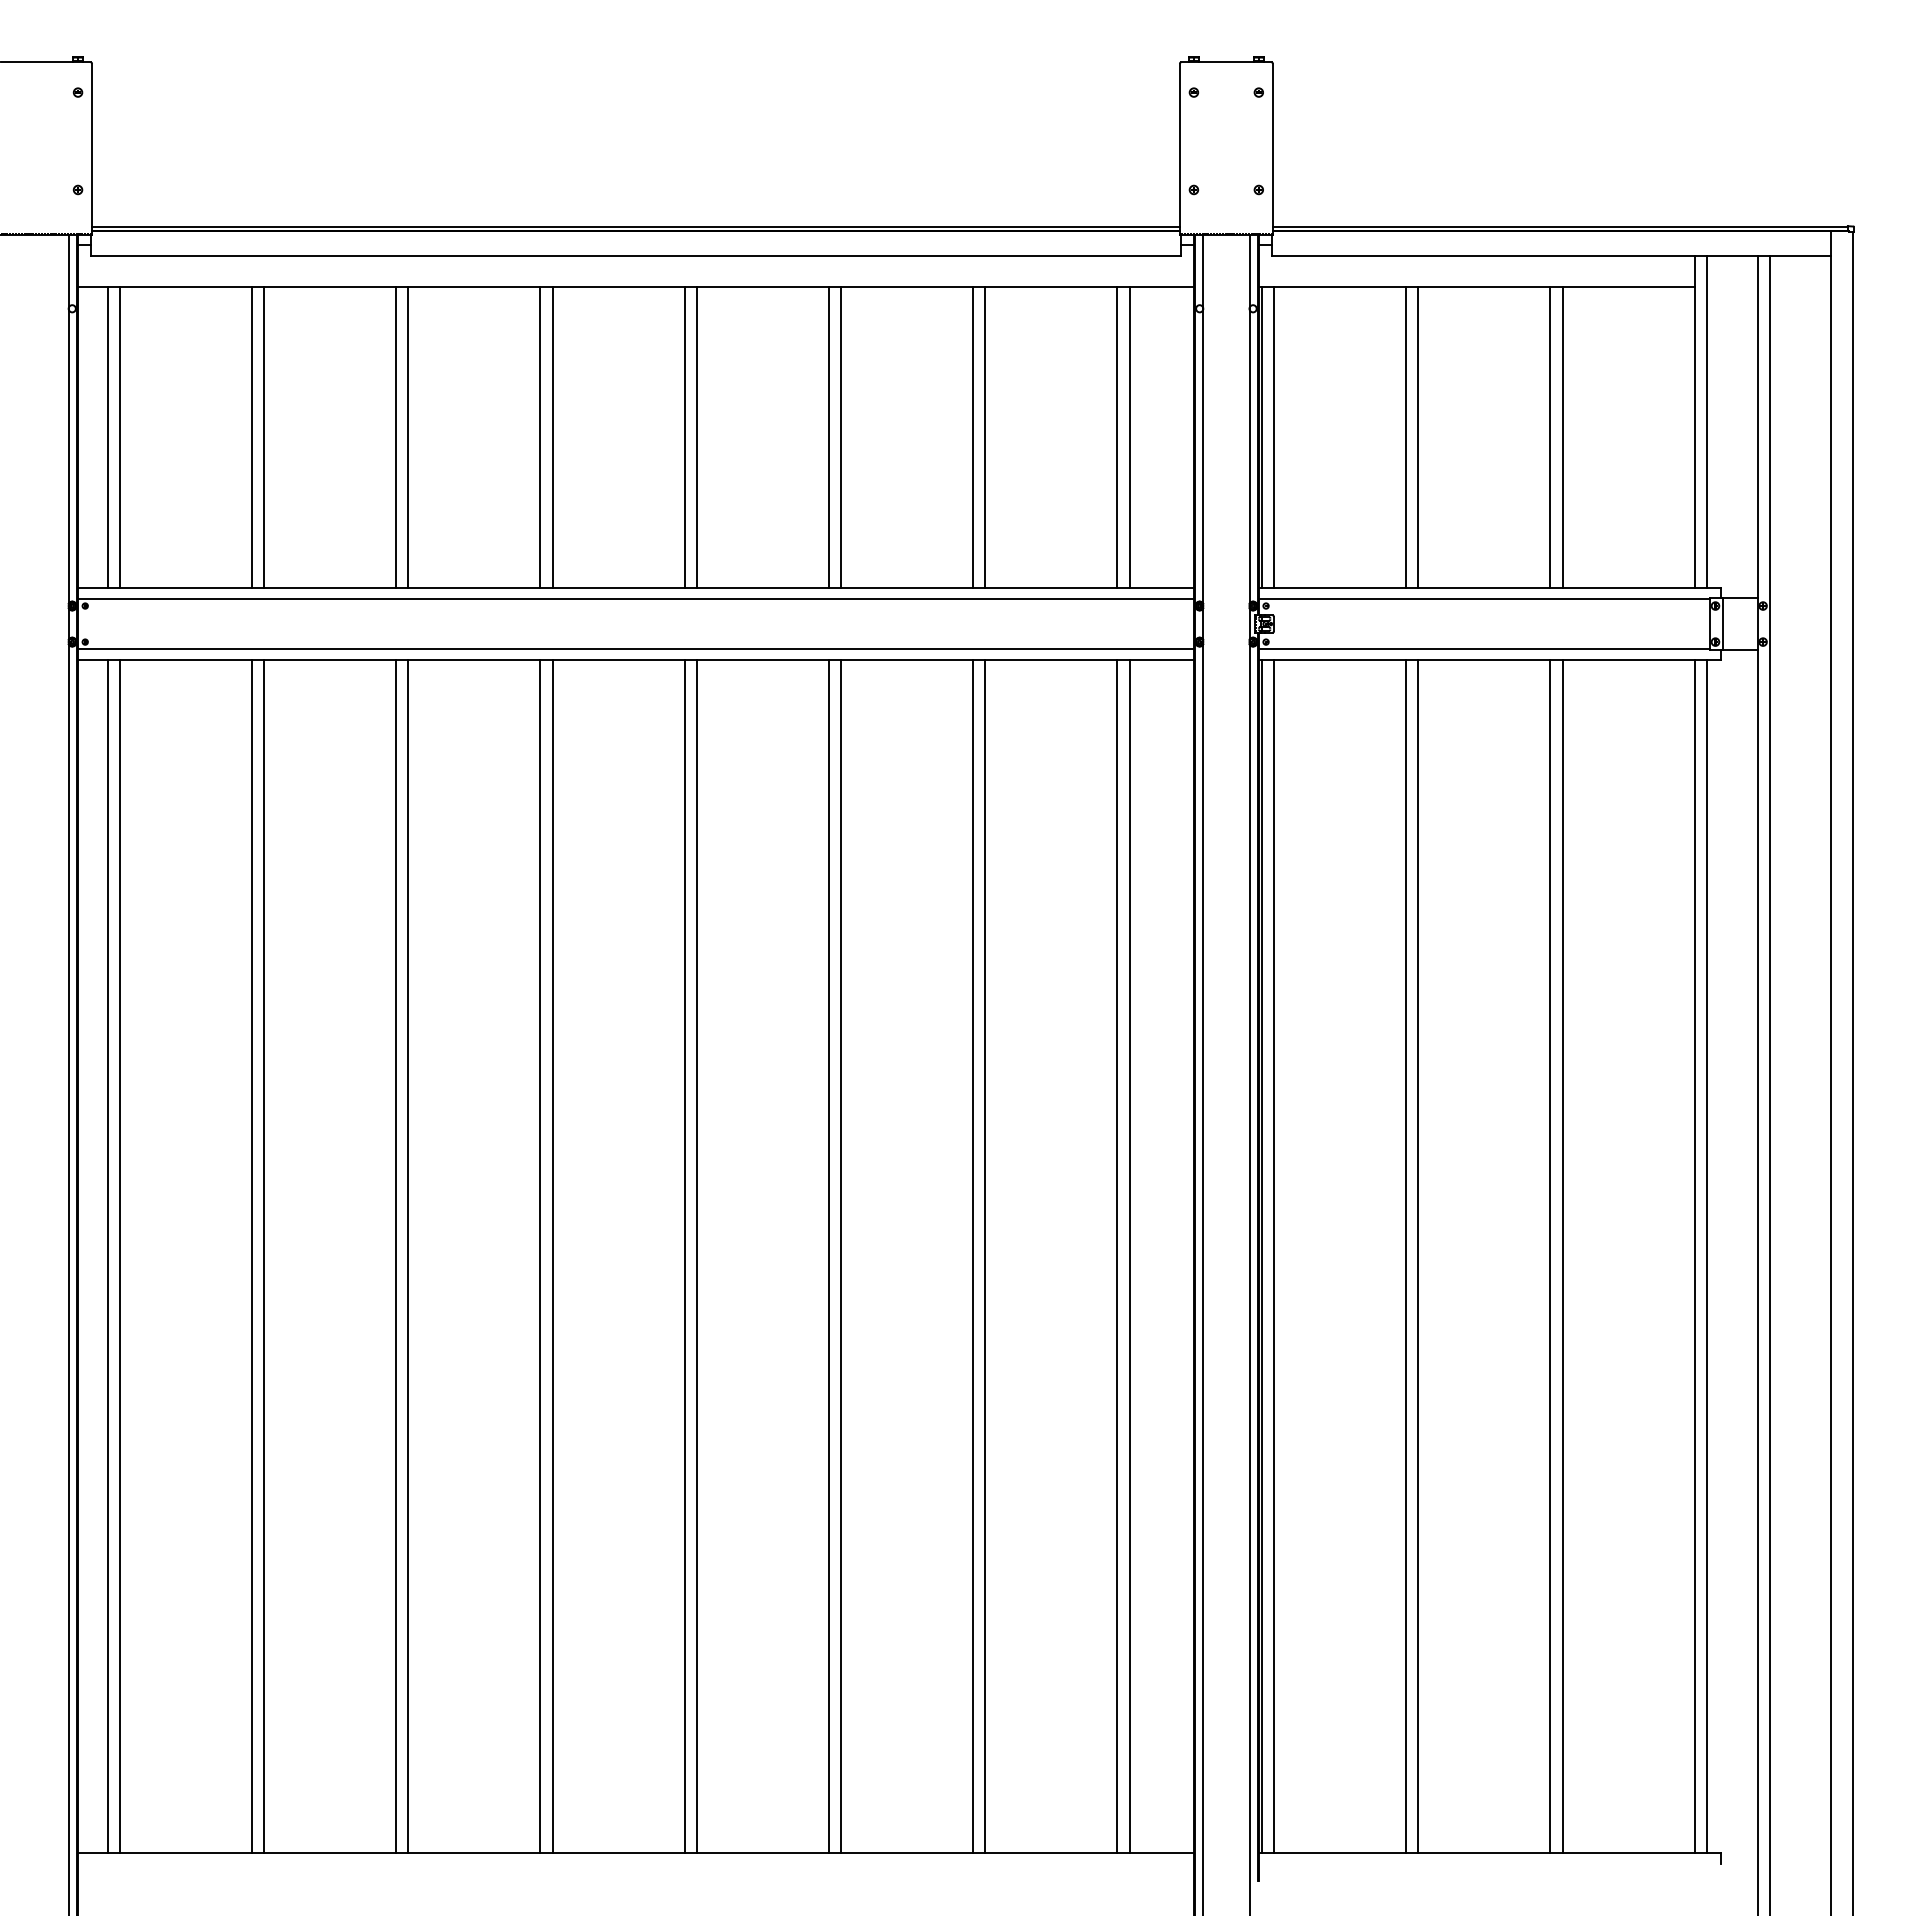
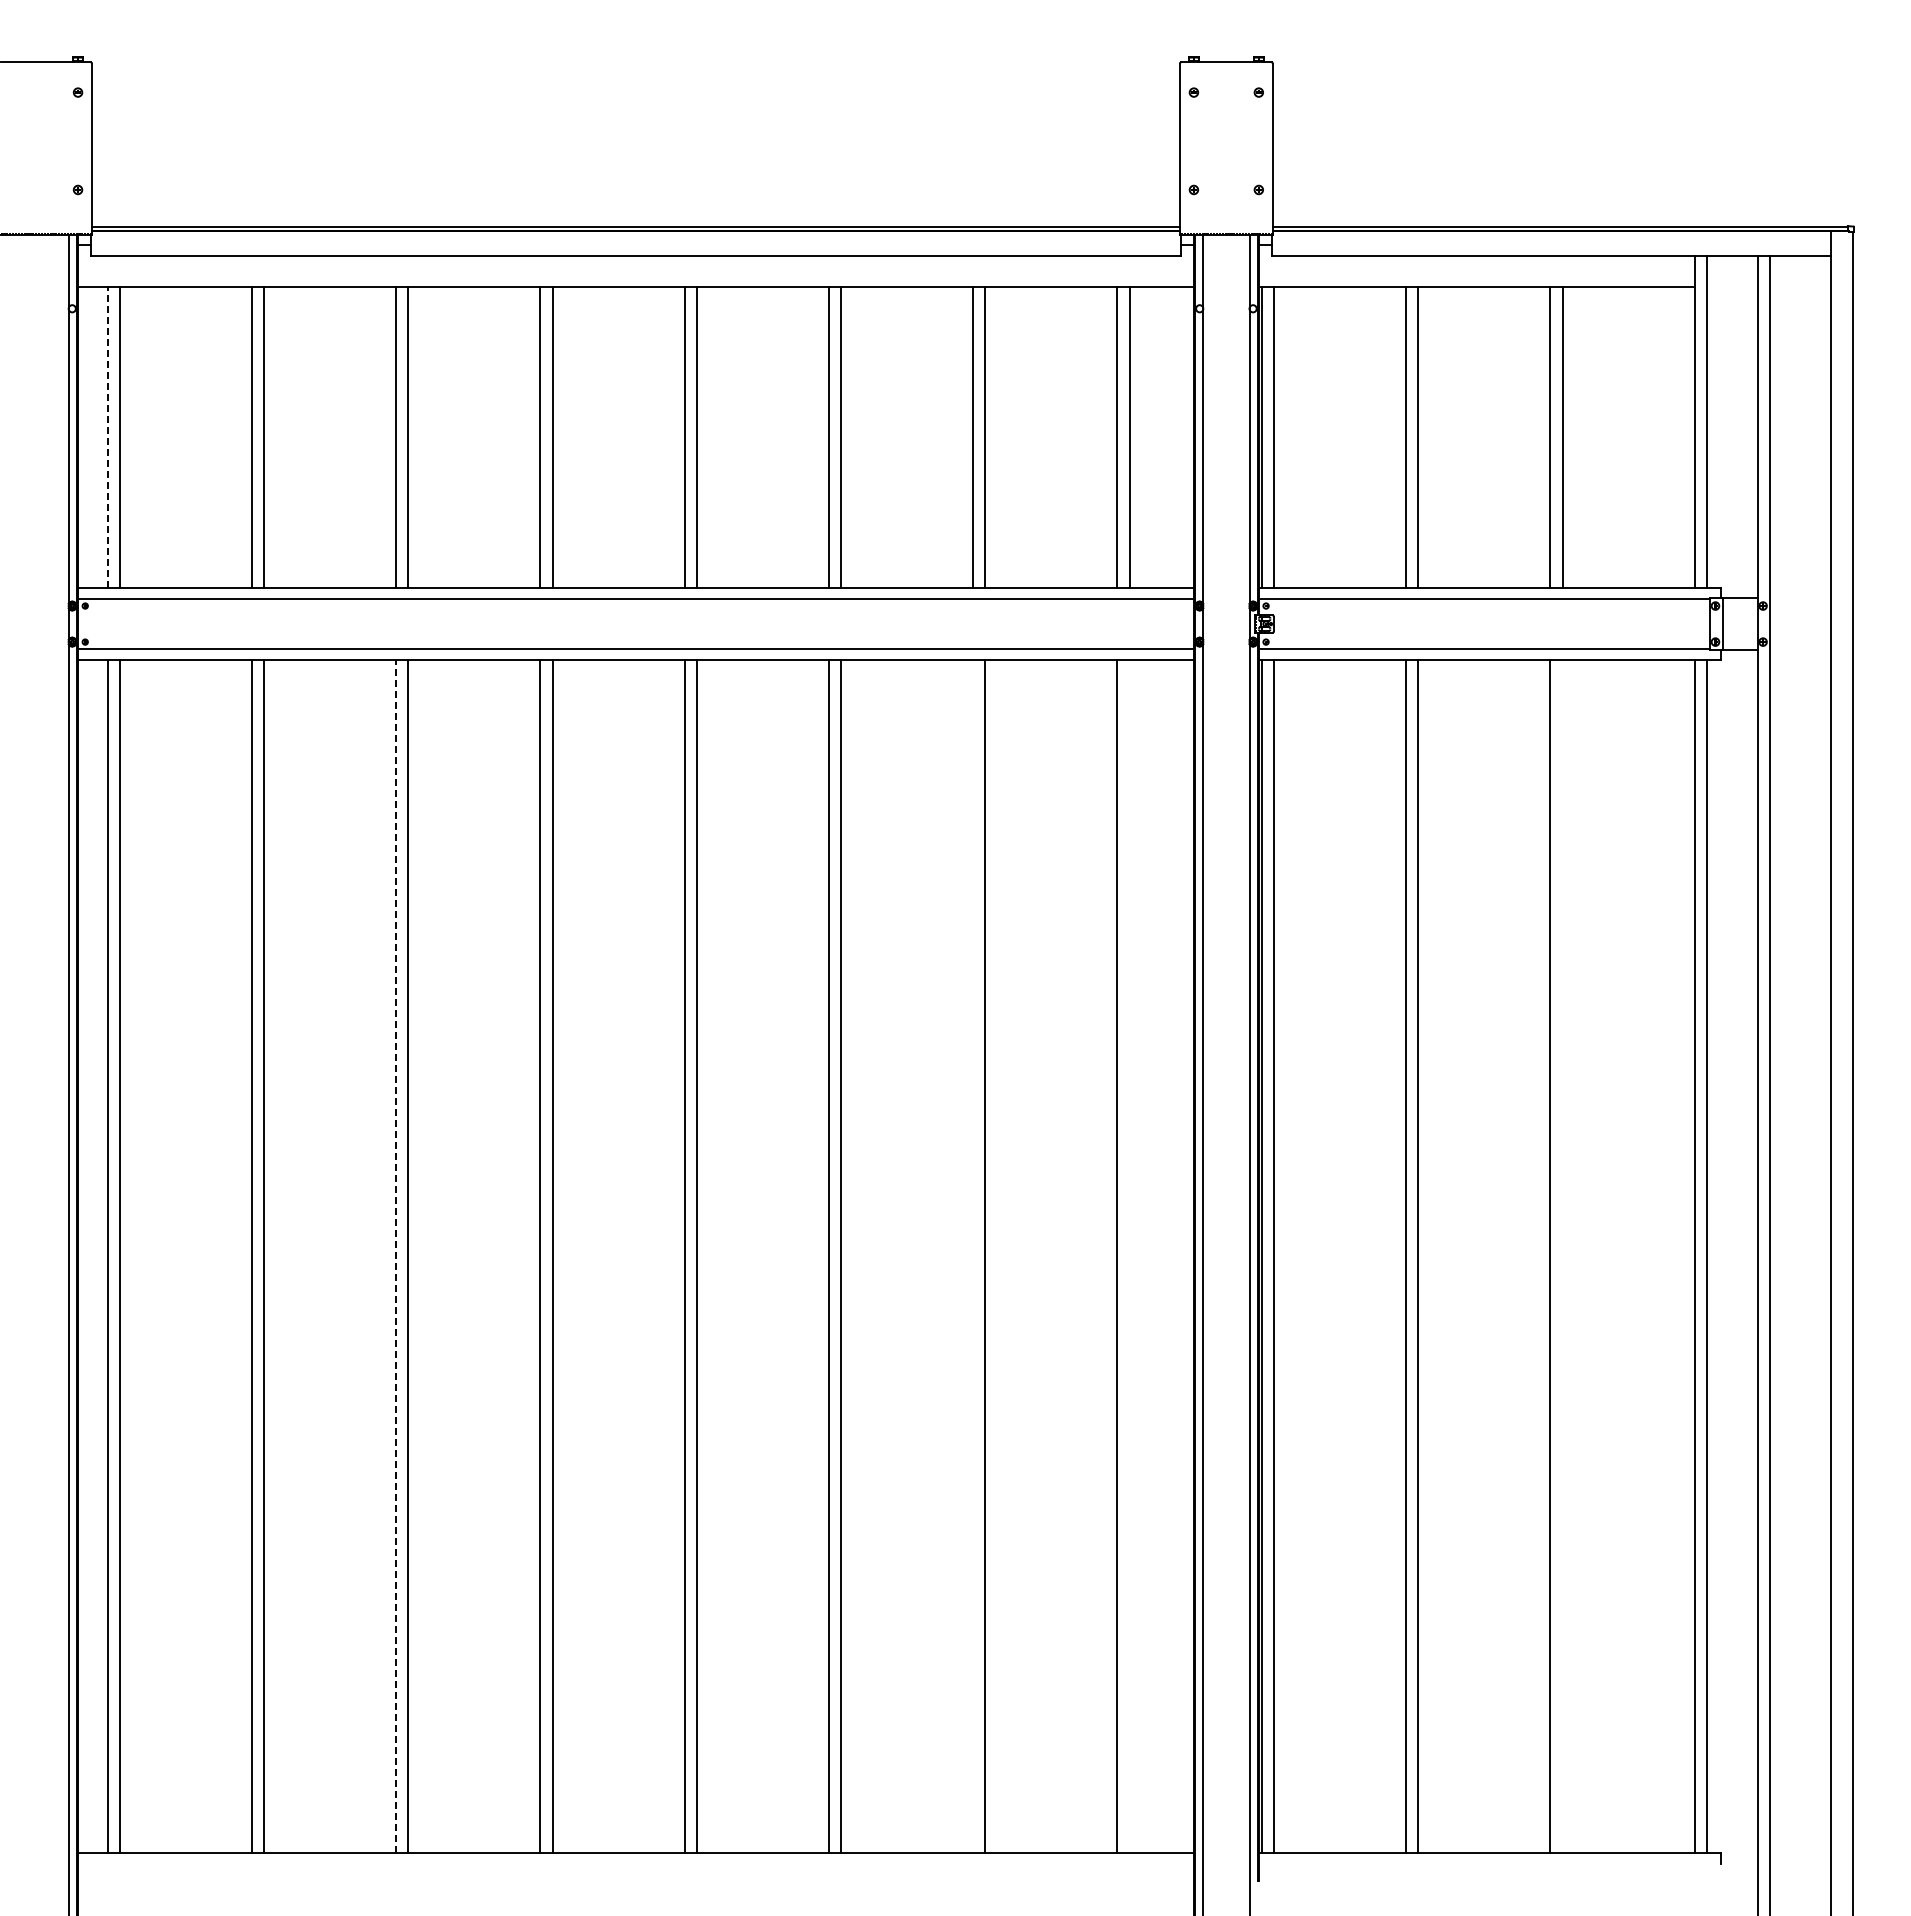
line: solid -> dashed (107, 437)
line: solid -> dashed (396, 1256)
line: present -> none (973, 1256)
line: present -> none (1129, 1256)
line: present -> none (1562, 1256)
